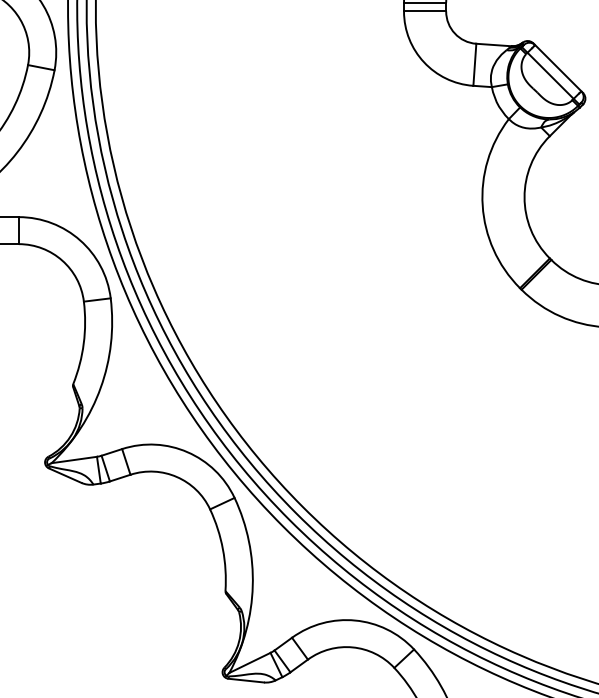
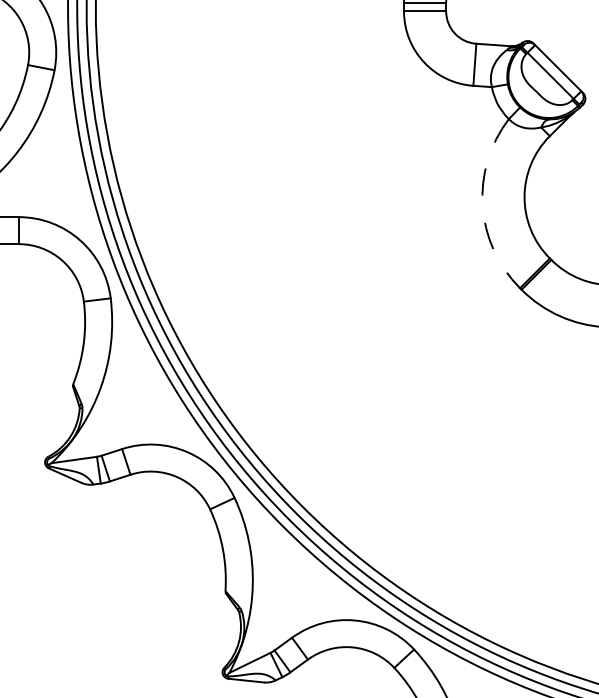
arc: solid -> dashed (482, 205)
